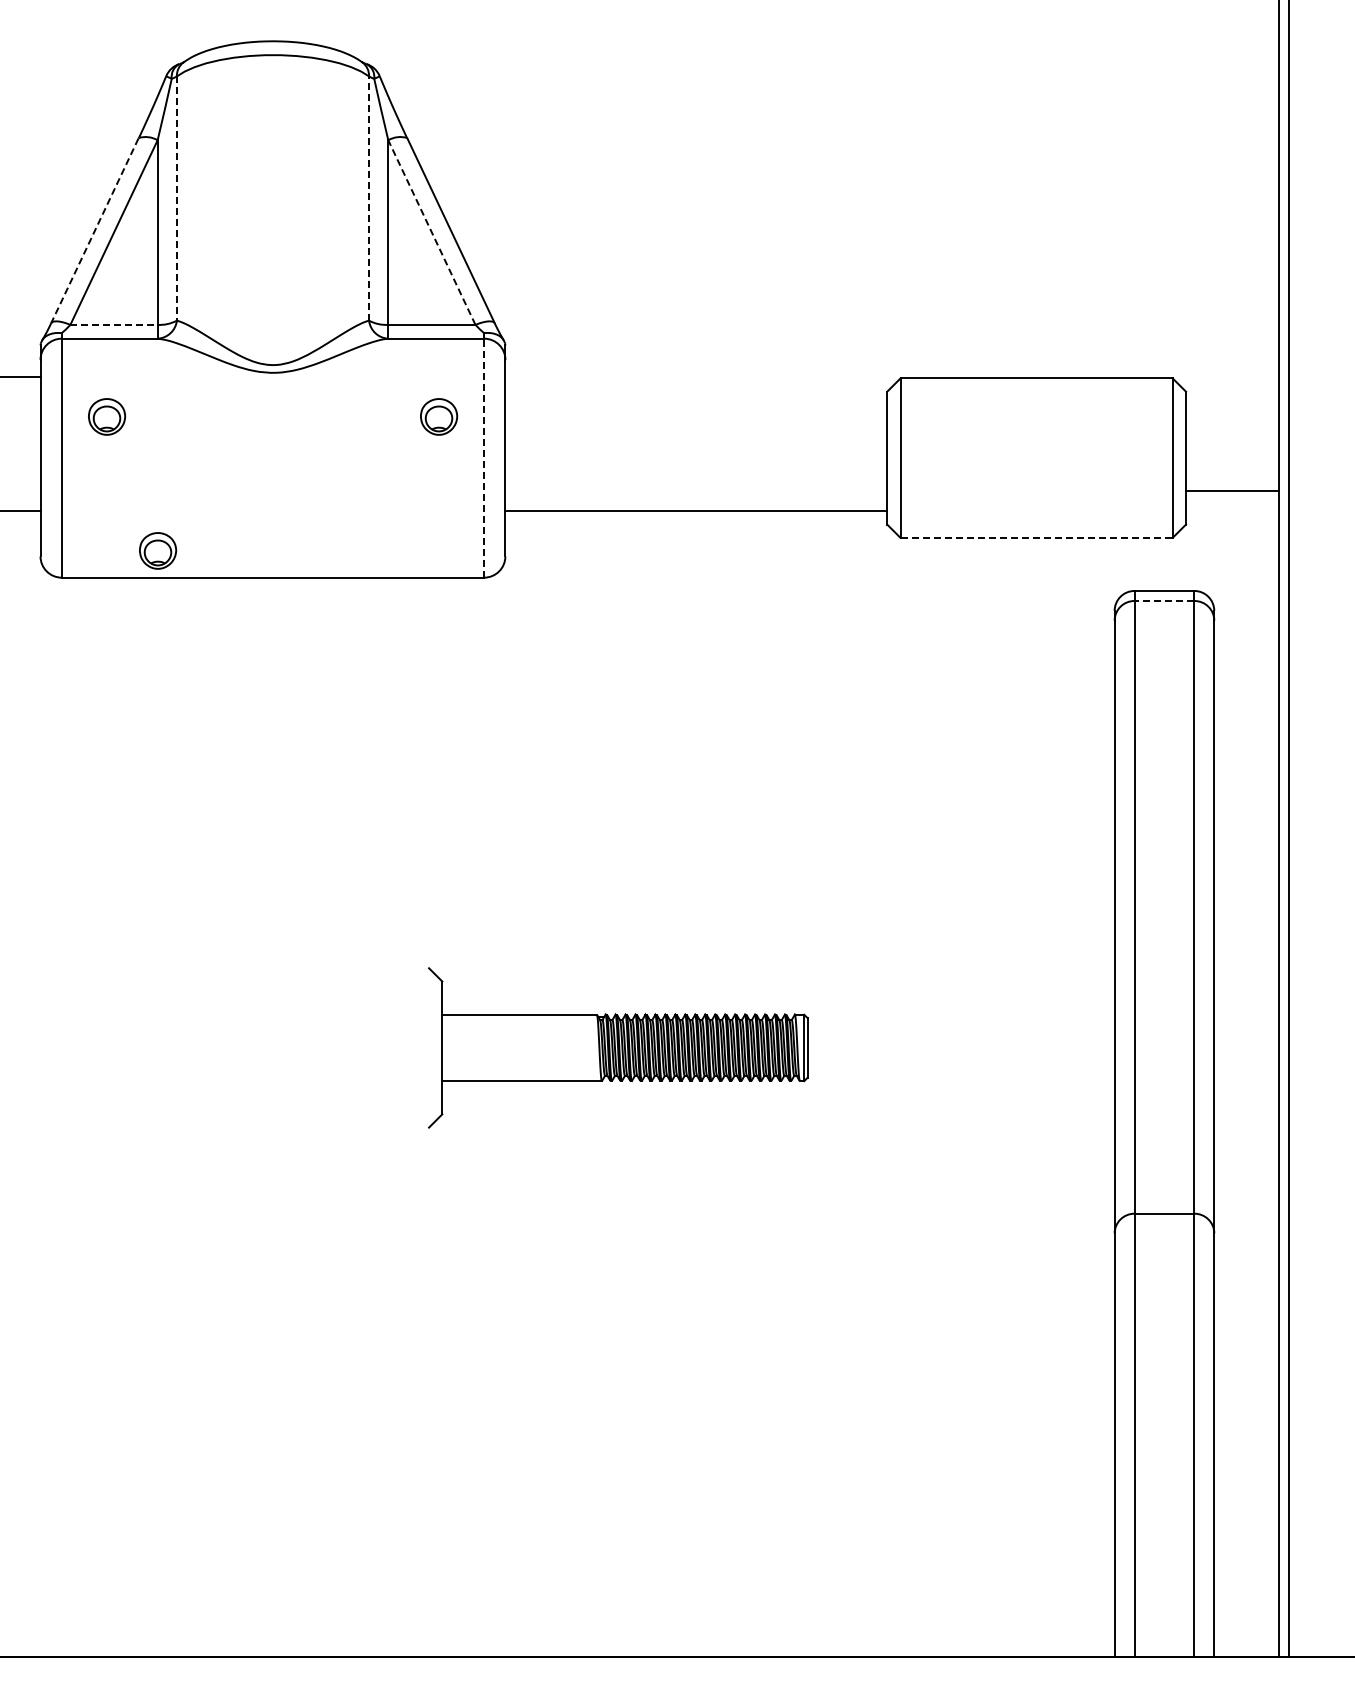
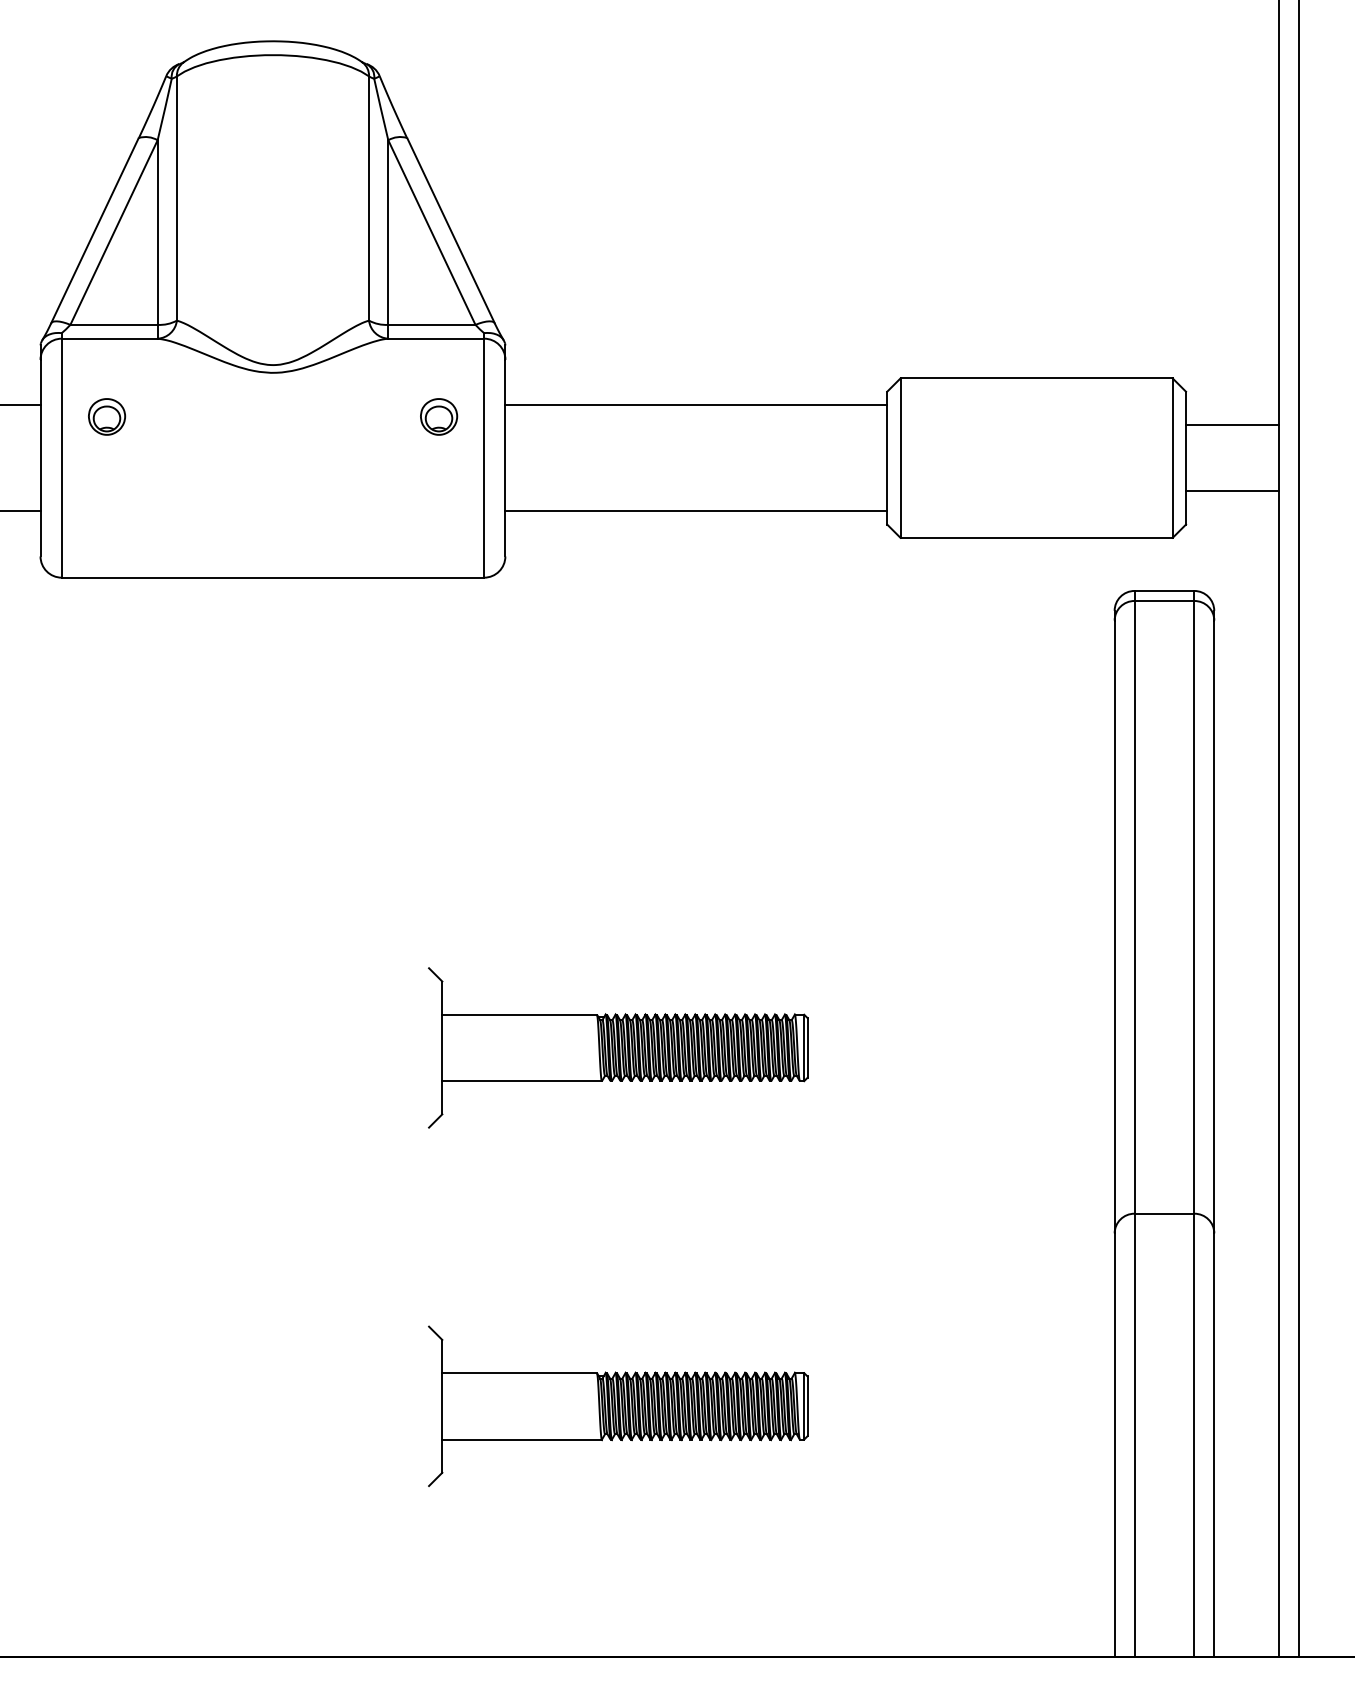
line: dashed -> solid (369, 198)
line: dashed -> solid (176, 199)
line: dashed -> solid (94, 231)
line: dashed -> solid (431, 232)
line: dashed -> solid (114, 324)
line position: (21, 377) -> (21, 405) (21, 405)
line: none -> present (696, 405)
line: none -> present (1232, 424)
line: dashed -> solid (484, 457)
line: dashed -> solid (1037, 537)
part: present -> none (158, 550)
line: dashed -> solid (1164, 601)
line position: (1288, 829) -> (1298, 829) (1298, 829)
part: none -> present (618, 1405)
